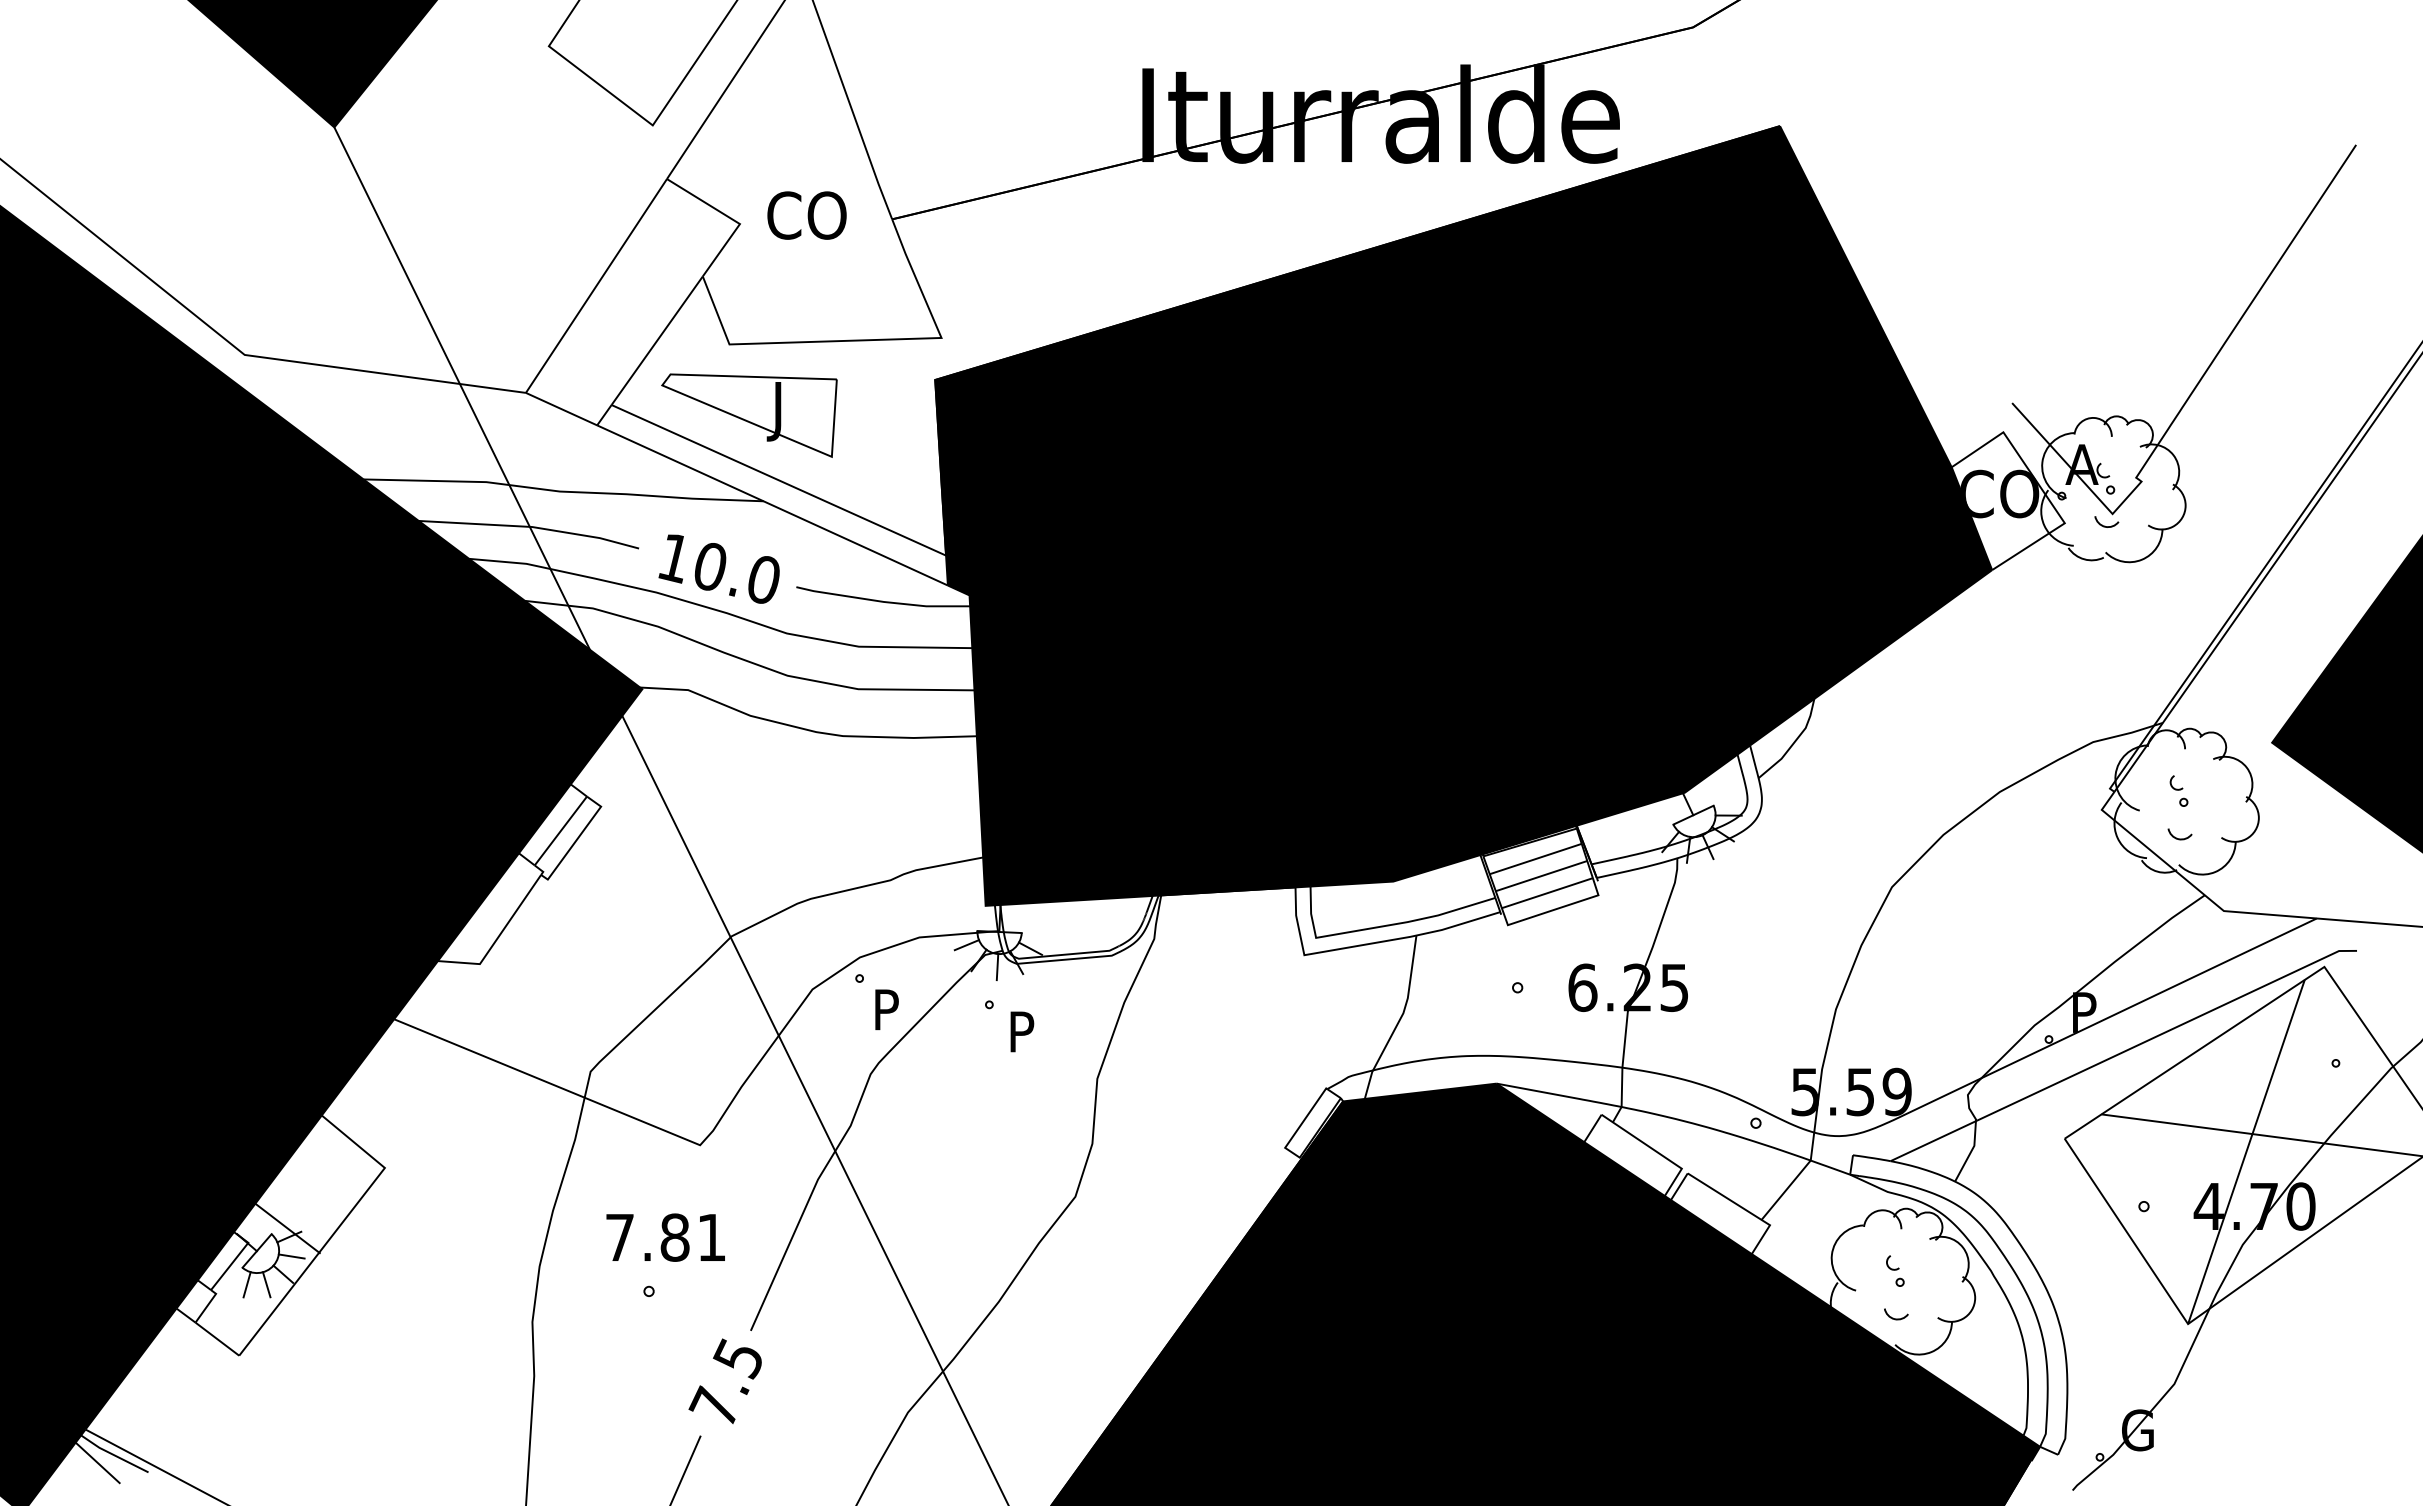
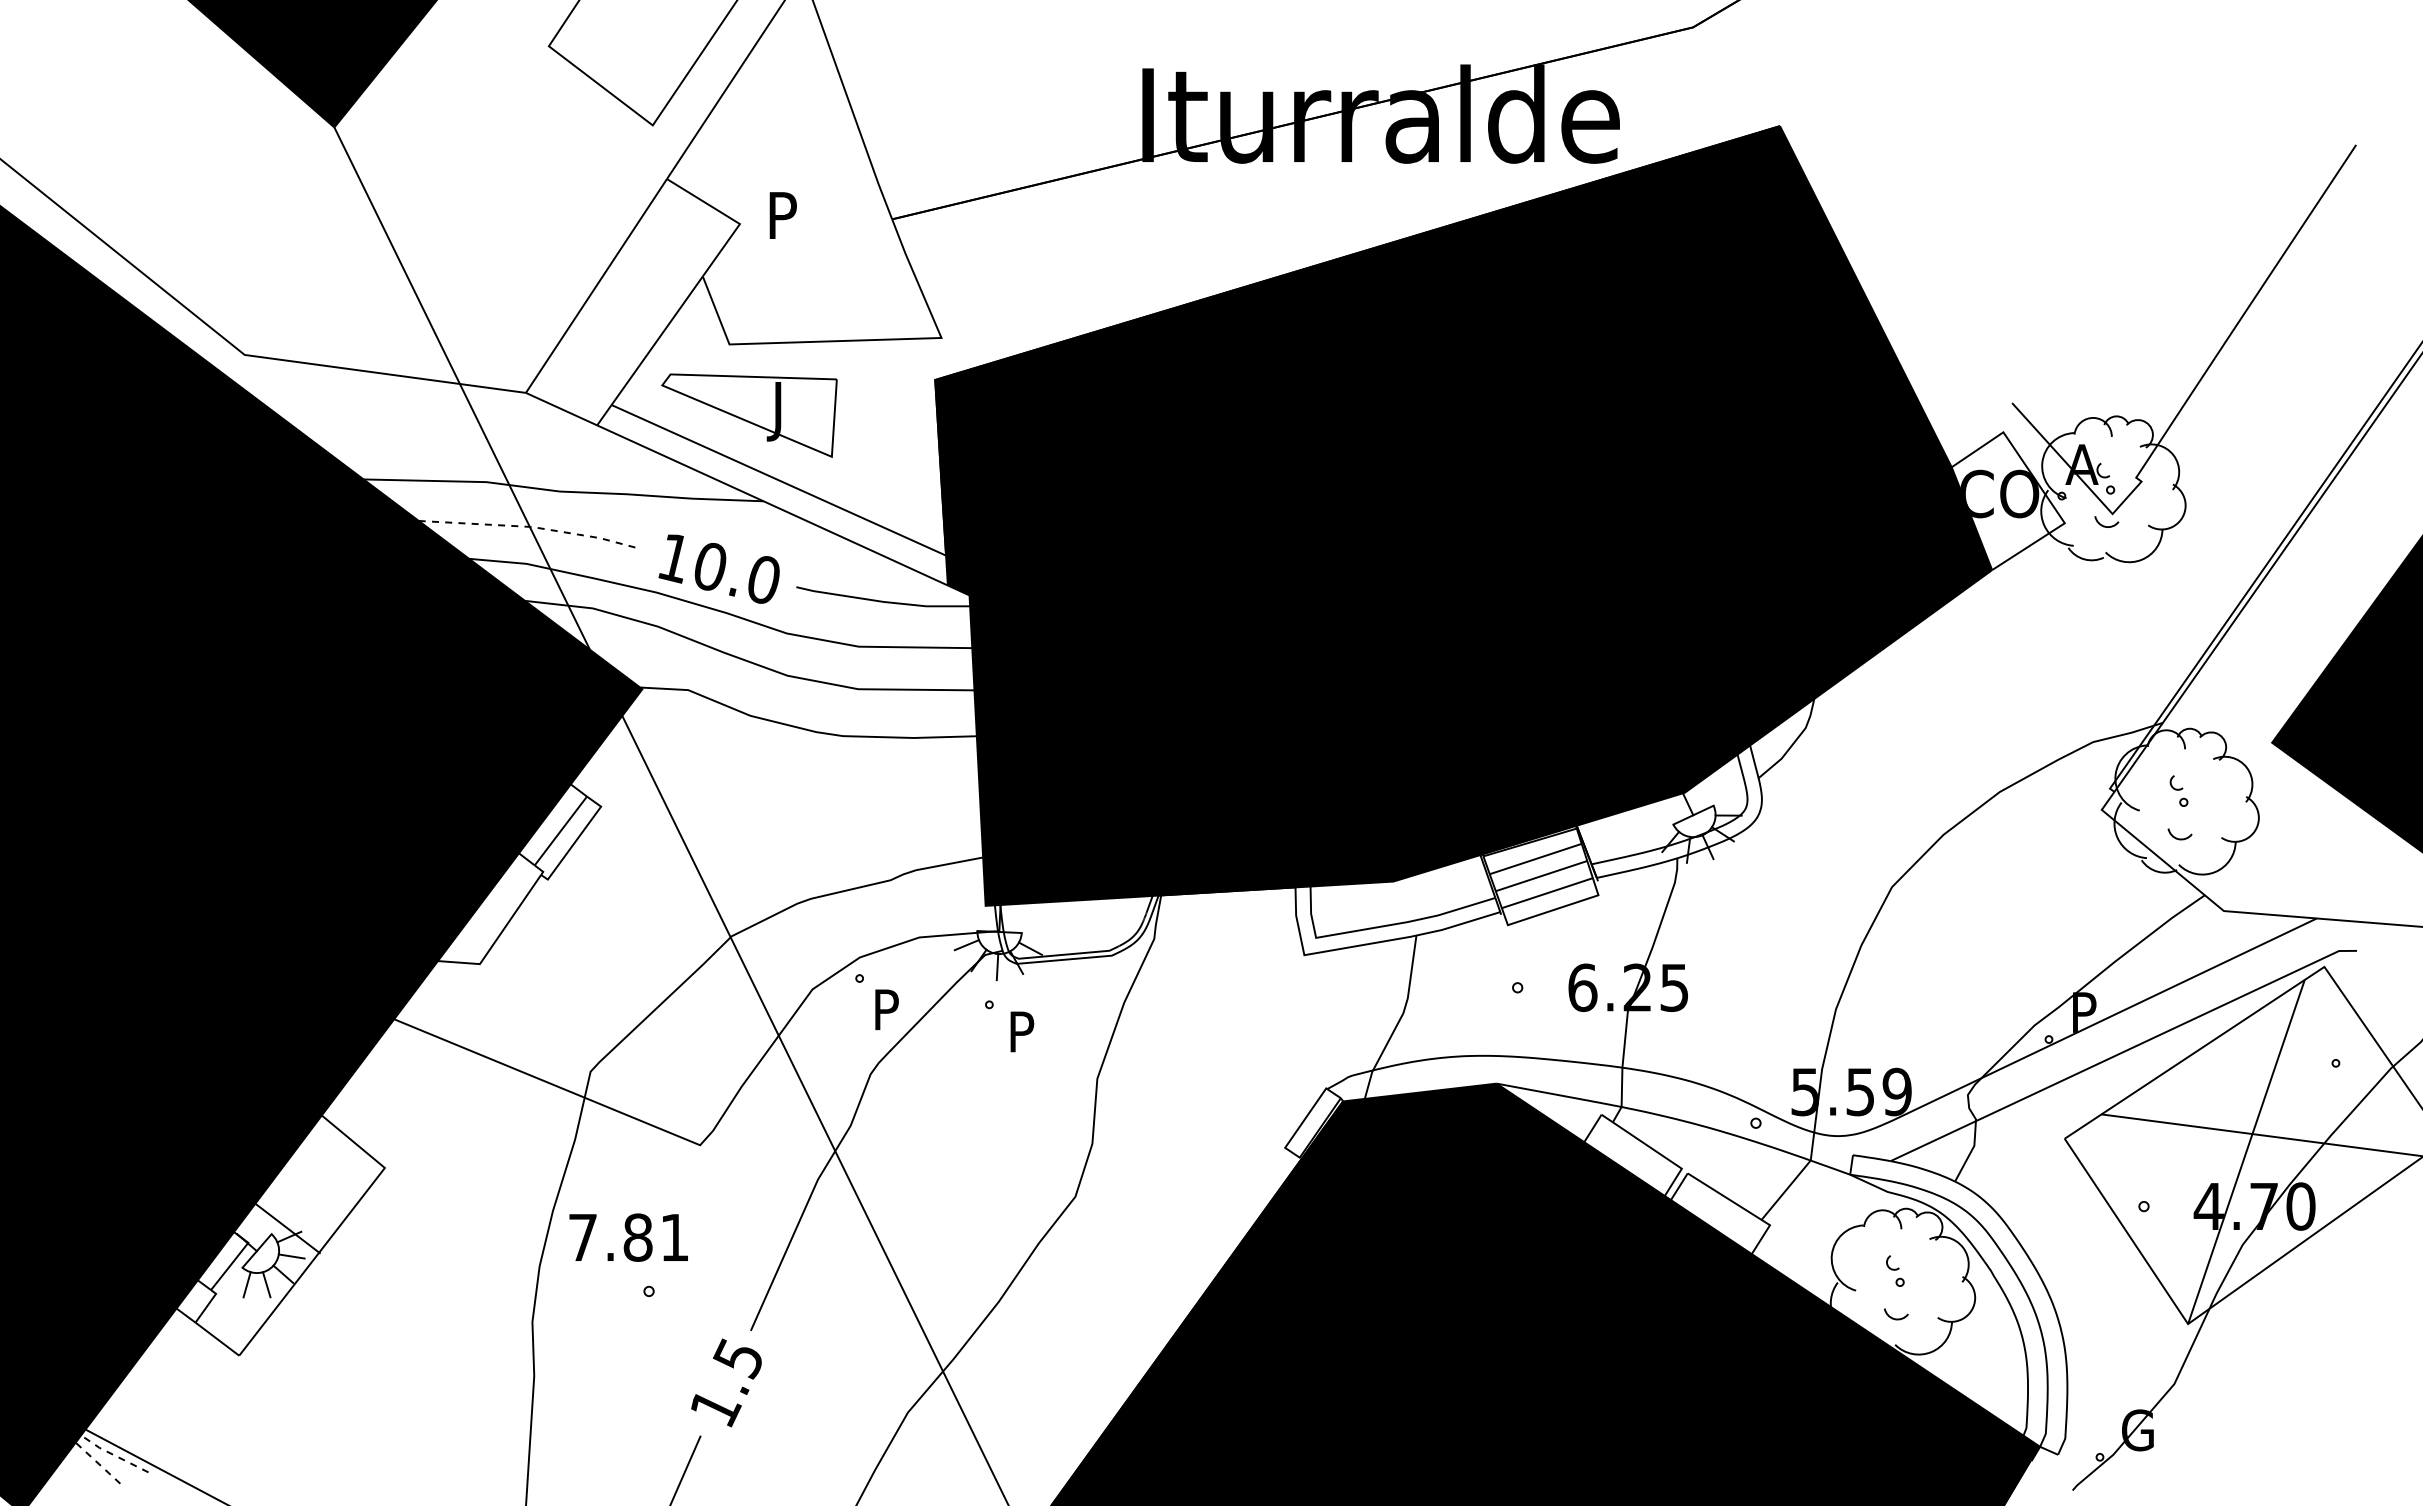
text: CO -> P (806, 215)
line: solid -> dashed (531, 526)
text position: (665, 1237) -> (628, 1237) (628, 1237)
text: 7.5 -> 1.5 (714, 1406)
line: solid -> dashed (112, 1454)
line: solid -> dashed (97, 1462)
